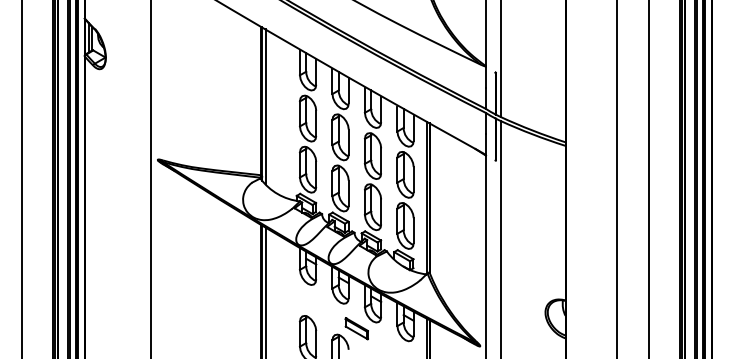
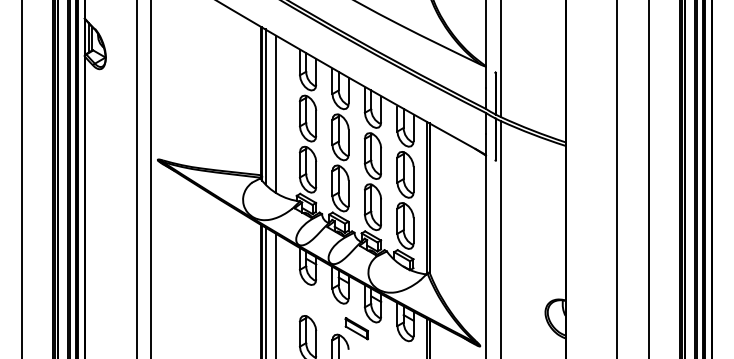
line: none -> present (276, 113)
line: none -> present (136, 178)
line: none -> present (276, 294)
